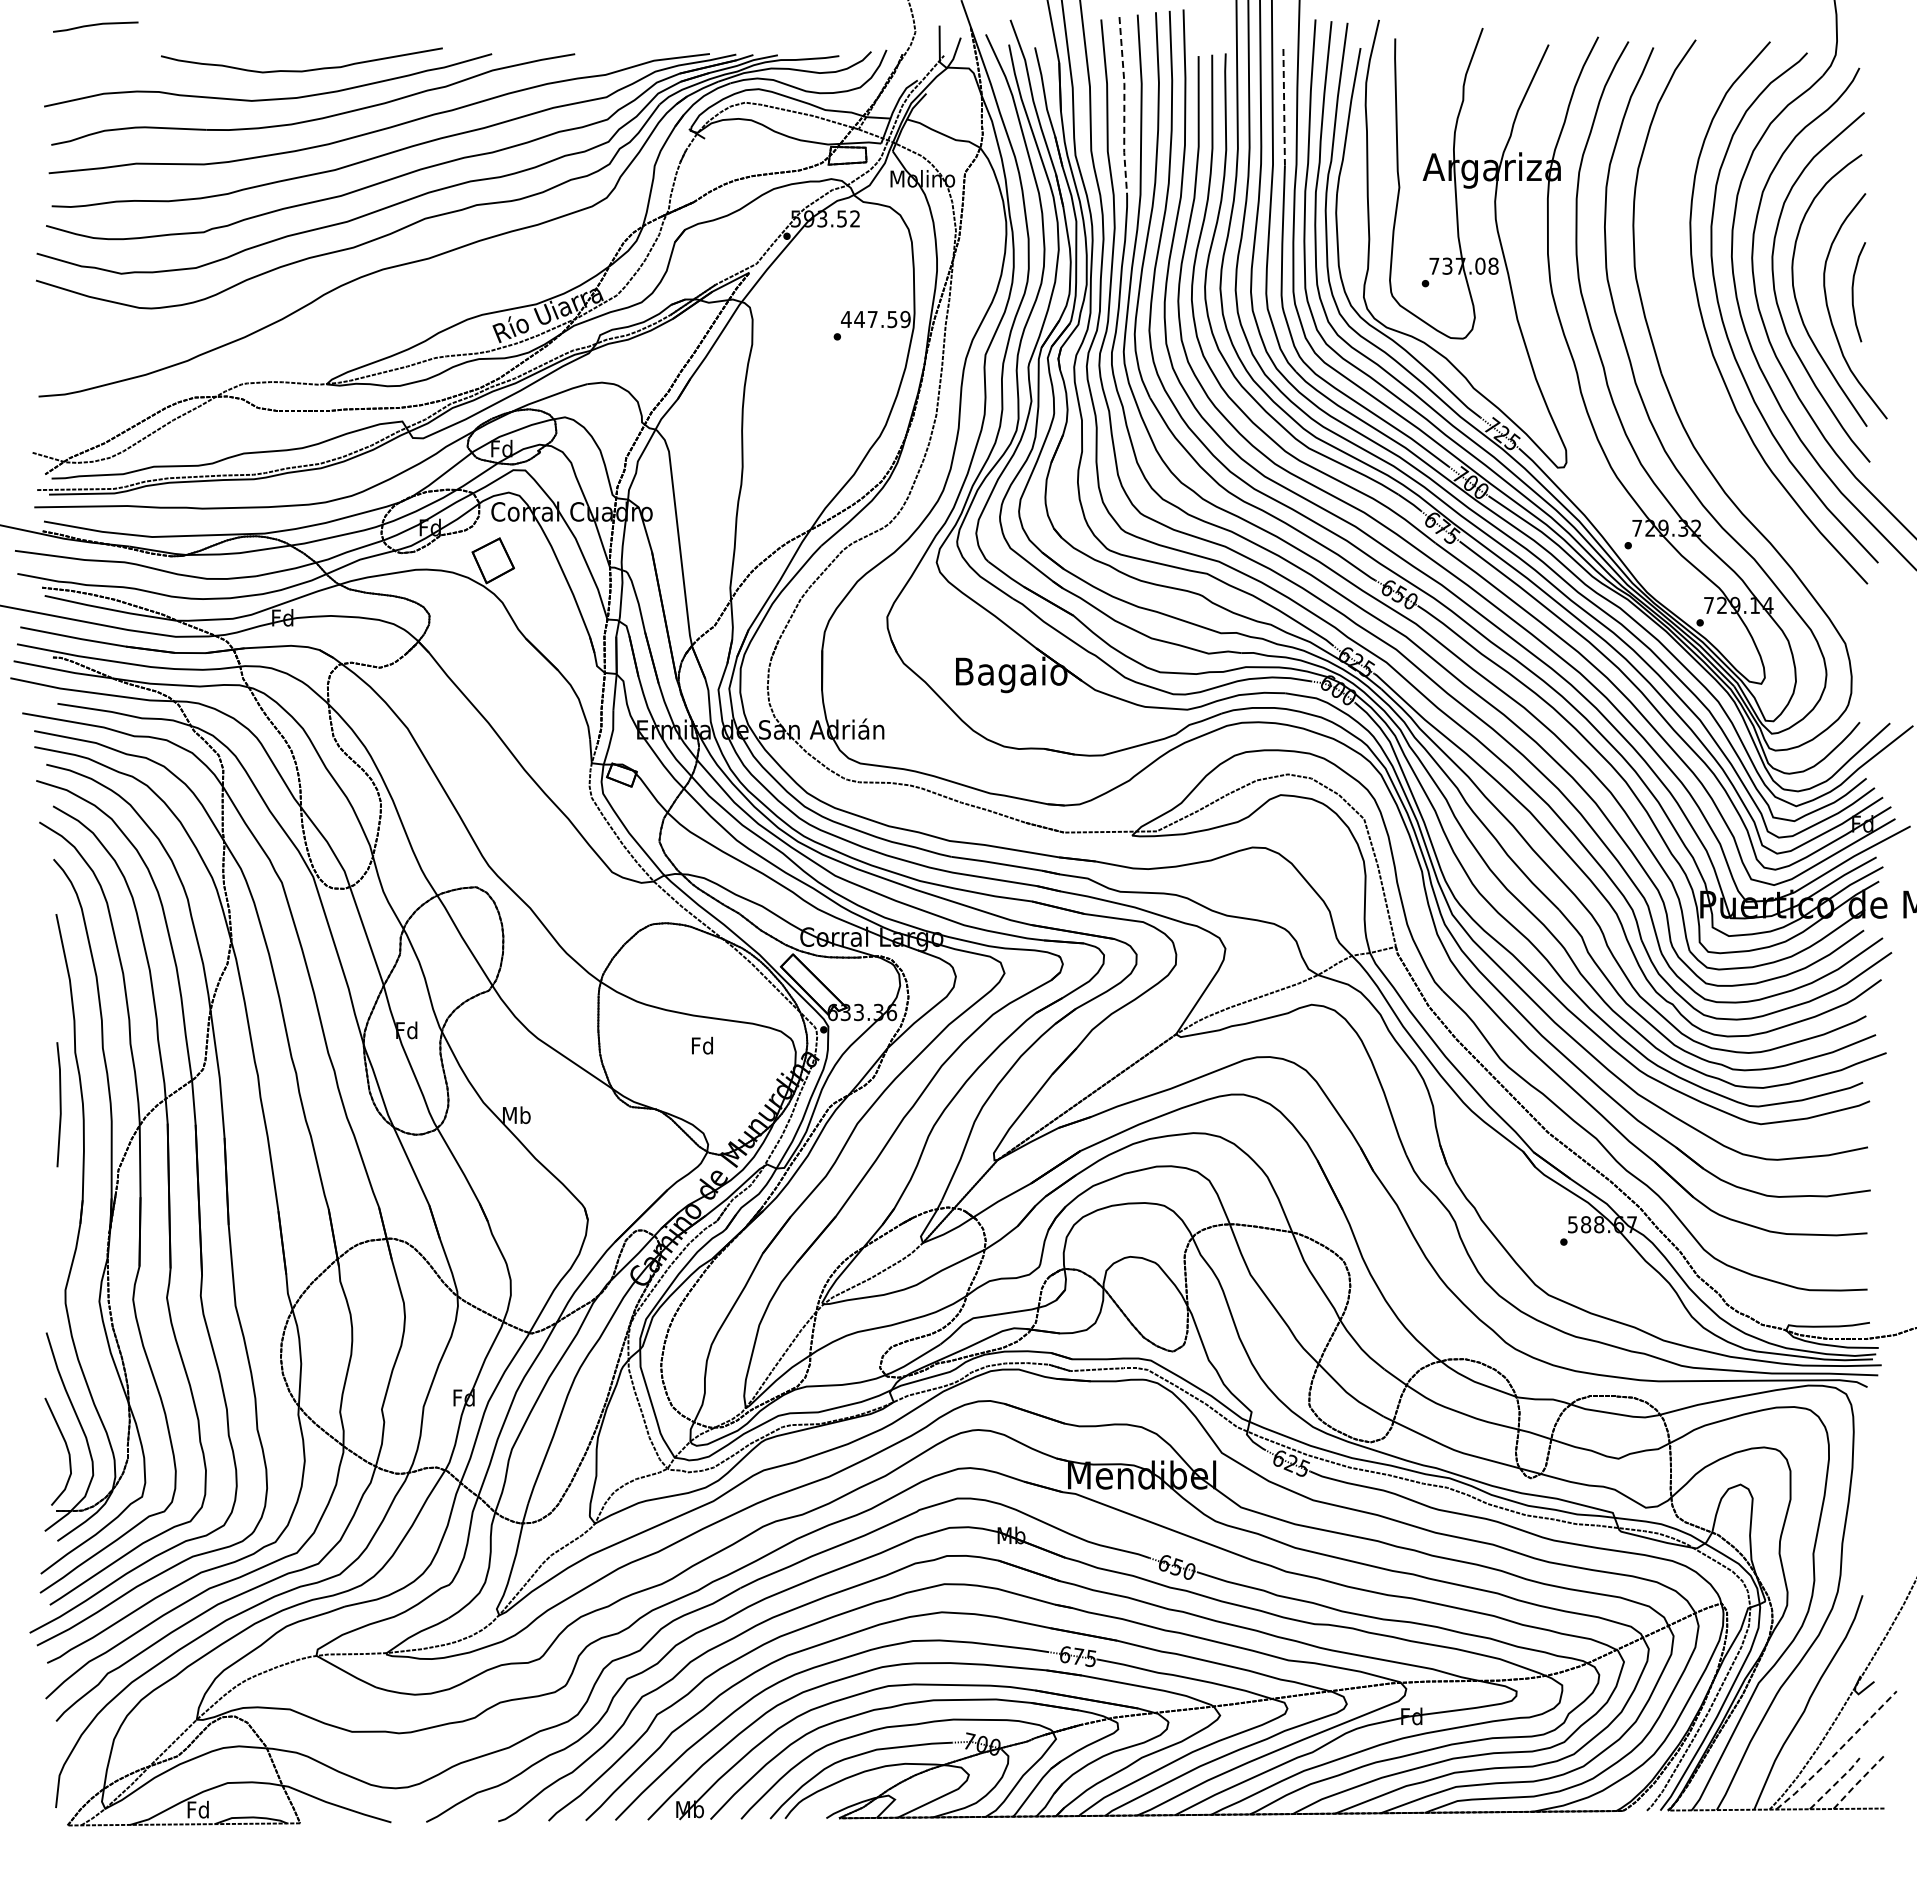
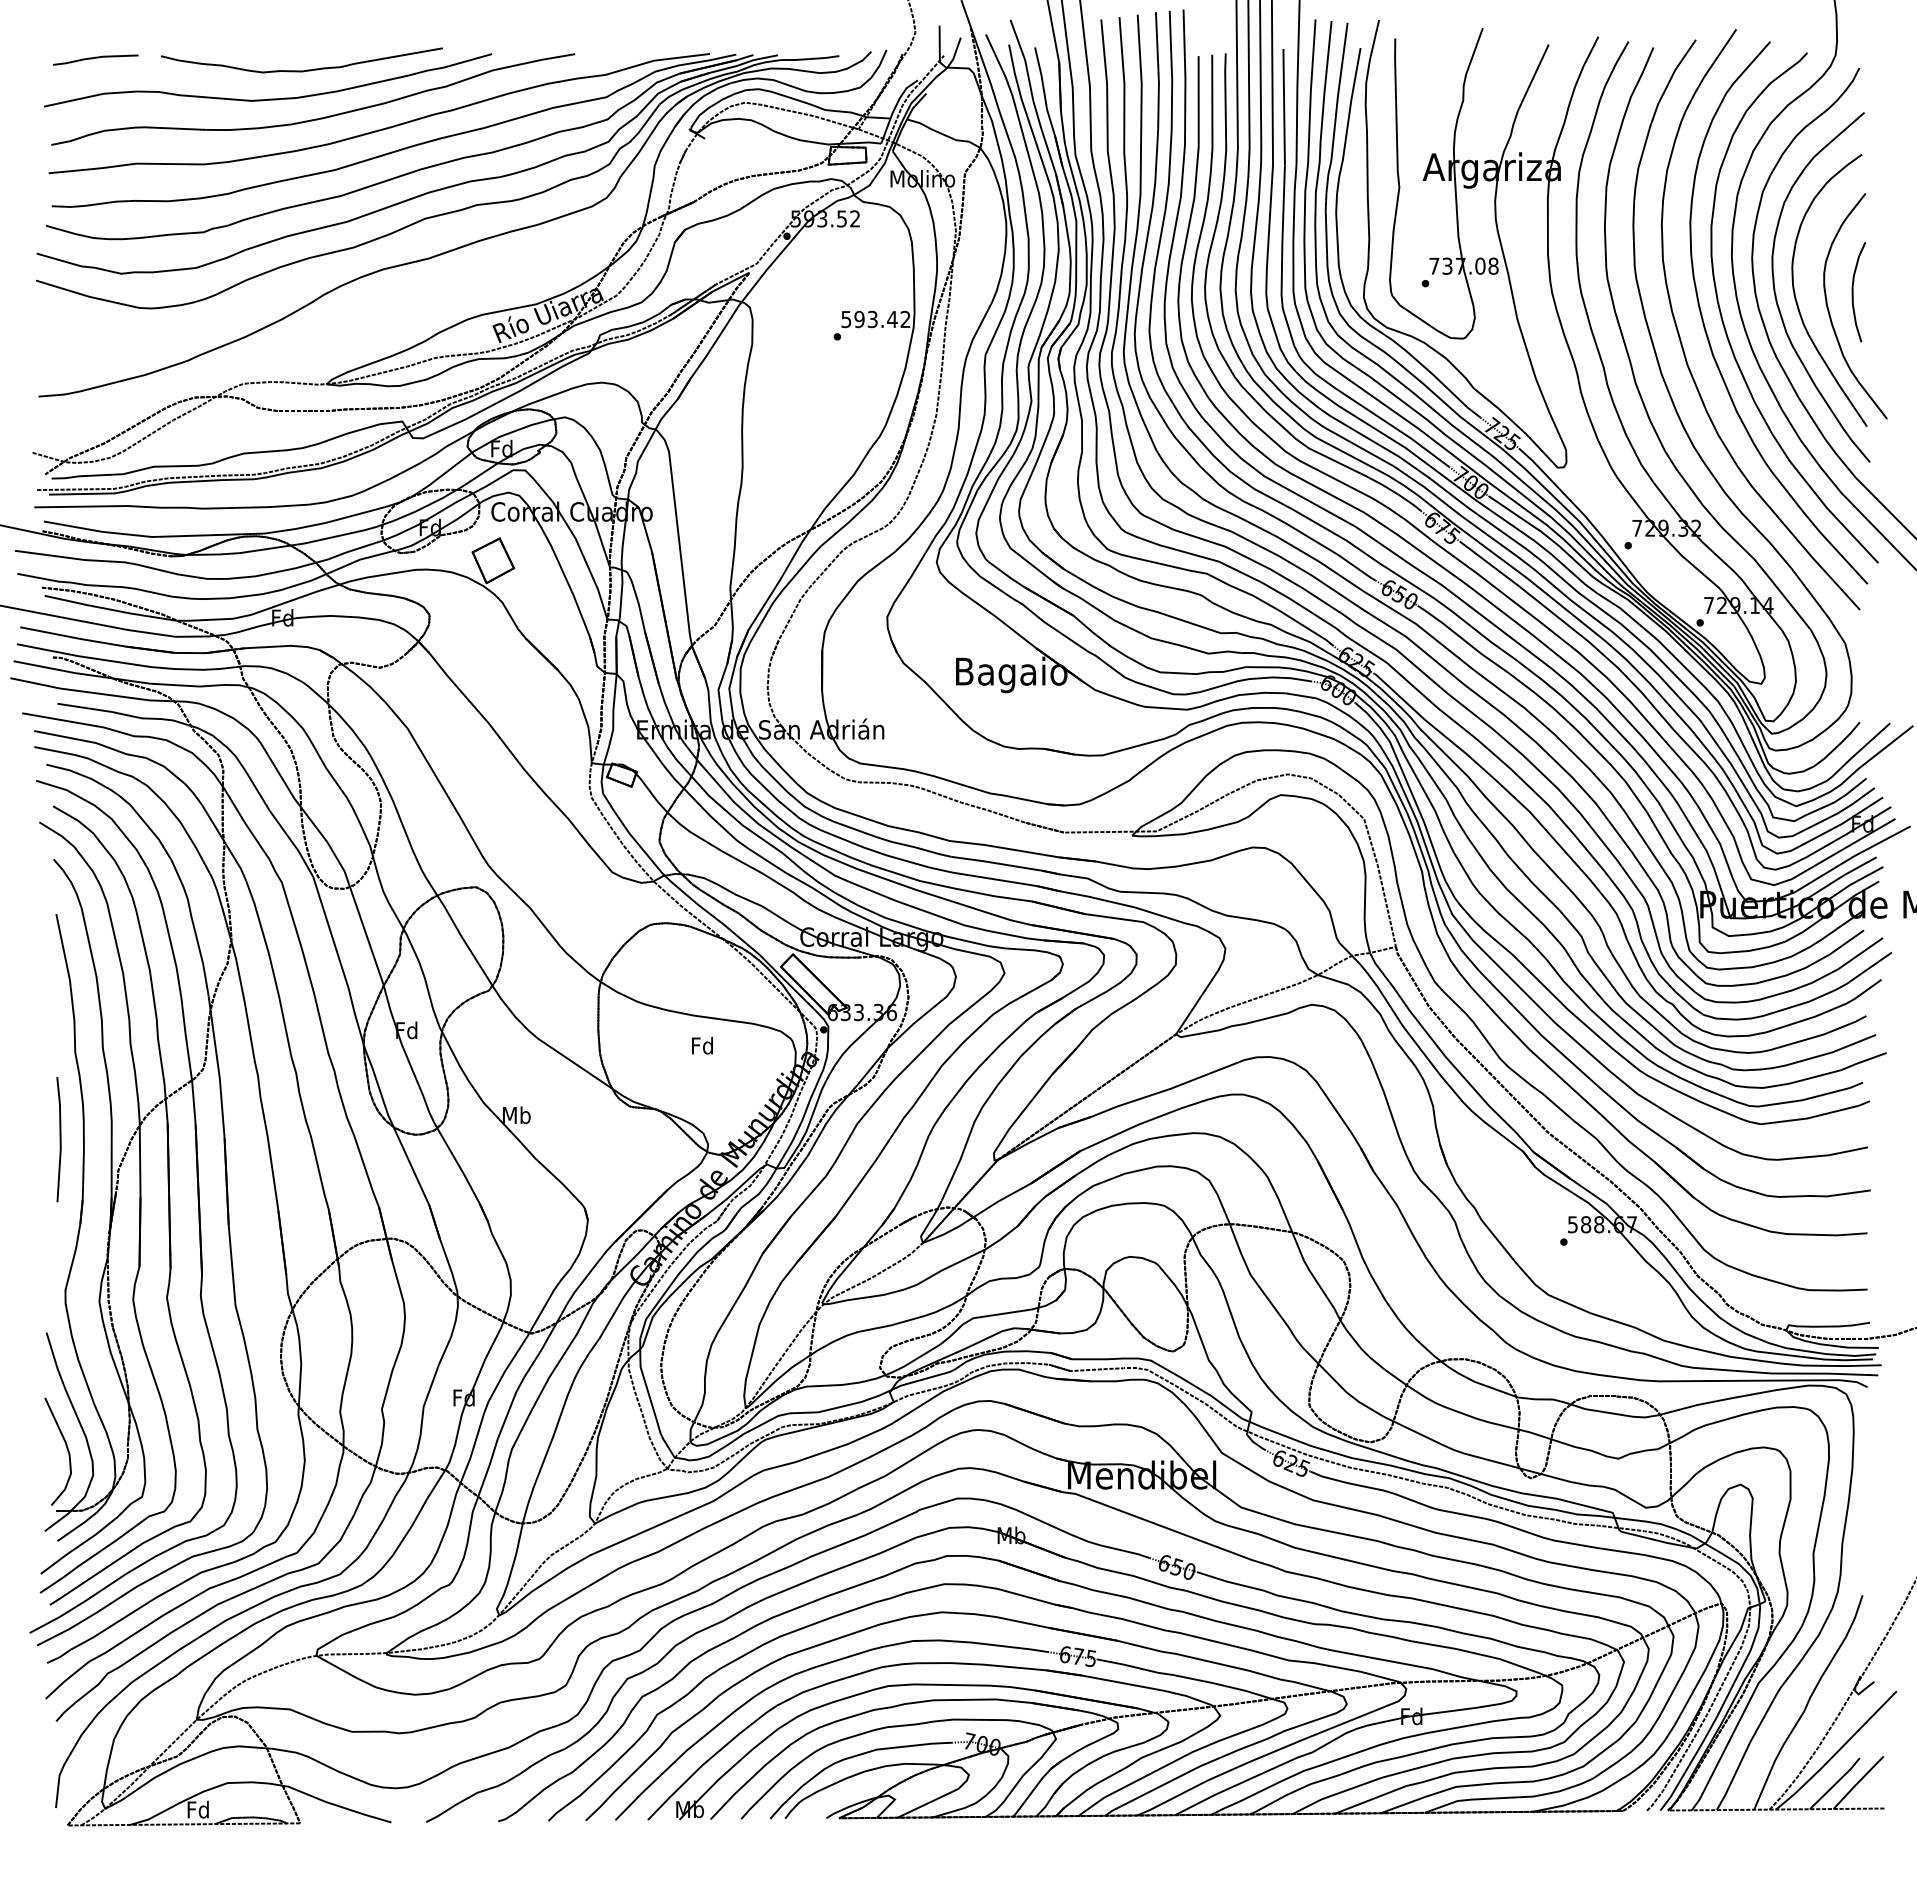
line position: (95, 25) -> (95, 58) (95, 58)
line: dashed -> solid (1124, 105)
line: dashed -> solid (1284, 107)
text: 447.59 -> 593.42 (875, 319)
part: none -> present (1681, 339)
line position: (59, 1104) -> (59, 1139) (59, 1139)
line: dashed -> solid (1837, 1752)
line: dashed -> solid (1858, 1782)
line: dashed -> solid (1836, 1783)
